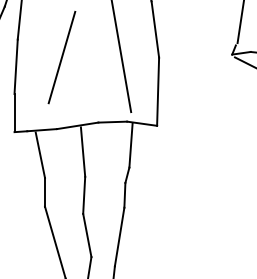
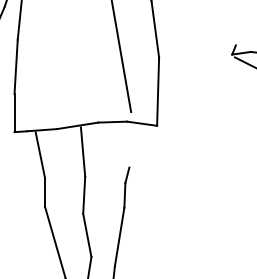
line: present -> none (240, 22)
line: present -> none (61, 57)
line: present -> none (130, 145)
